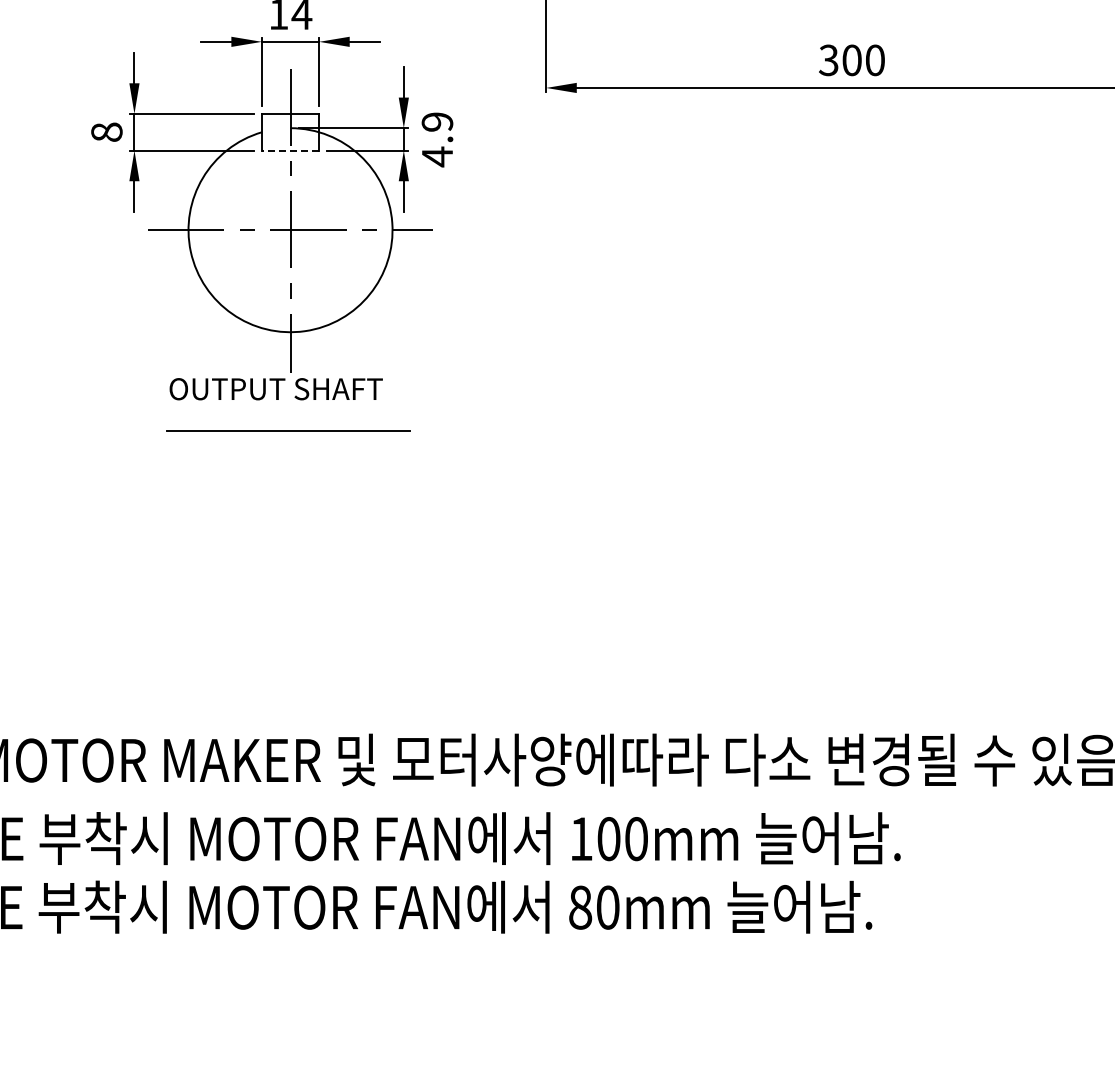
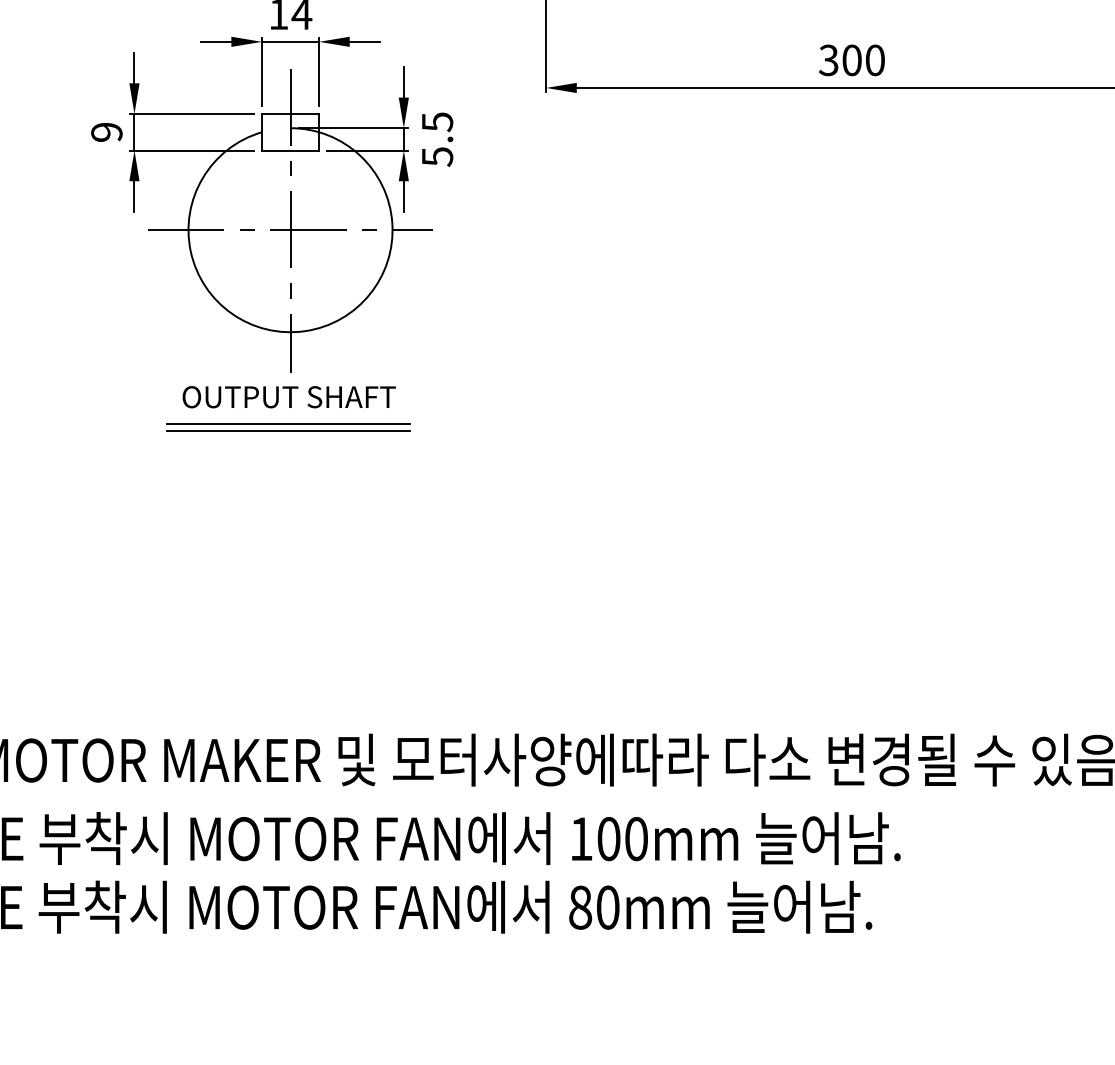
text: 8 -> 9 (106, 131)
text: 4.9 -> 5.5 (437, 139)
line: dashed -> solid (290, 150)
text position: (275, 389) -> (288, 397) (288, 397)
line: none -> present (288, 423)
